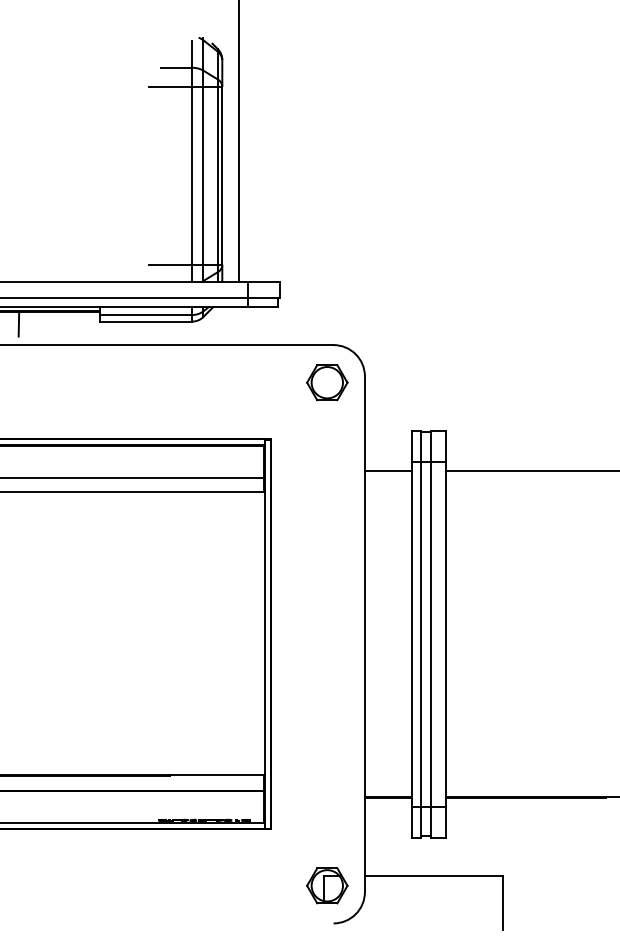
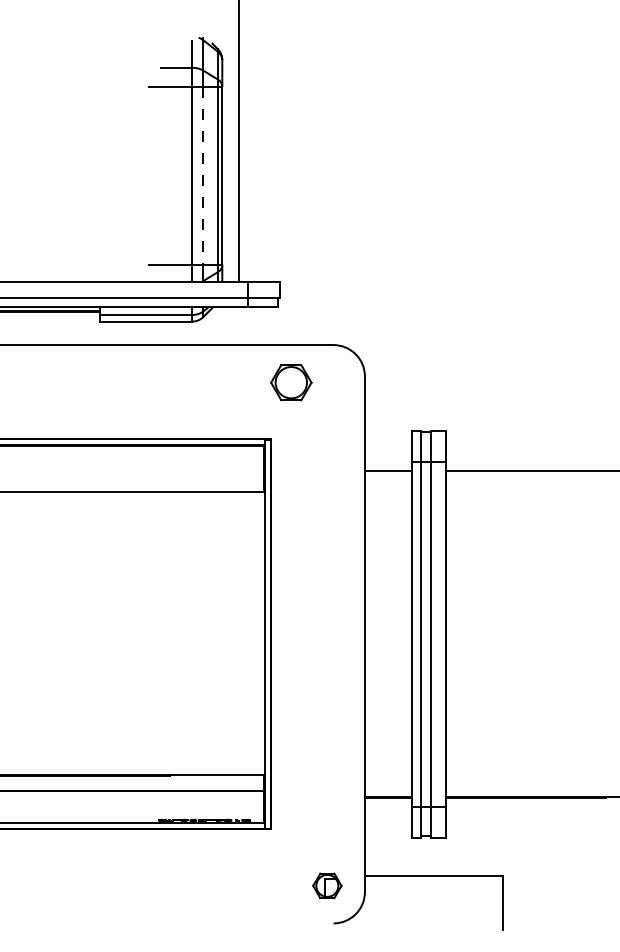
line: solid -> dashed (203, 175)
line: present -> none (18, 324)
part position: (327, 382) -> (291, 382) (291, 382)
line: present -> none (132, 477)
part size: 43x38 px -> 31x28 px (327, 885)
